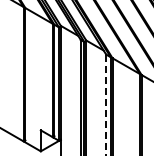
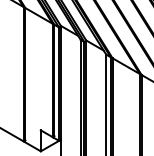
line: dashed -> solid (106, 105)
